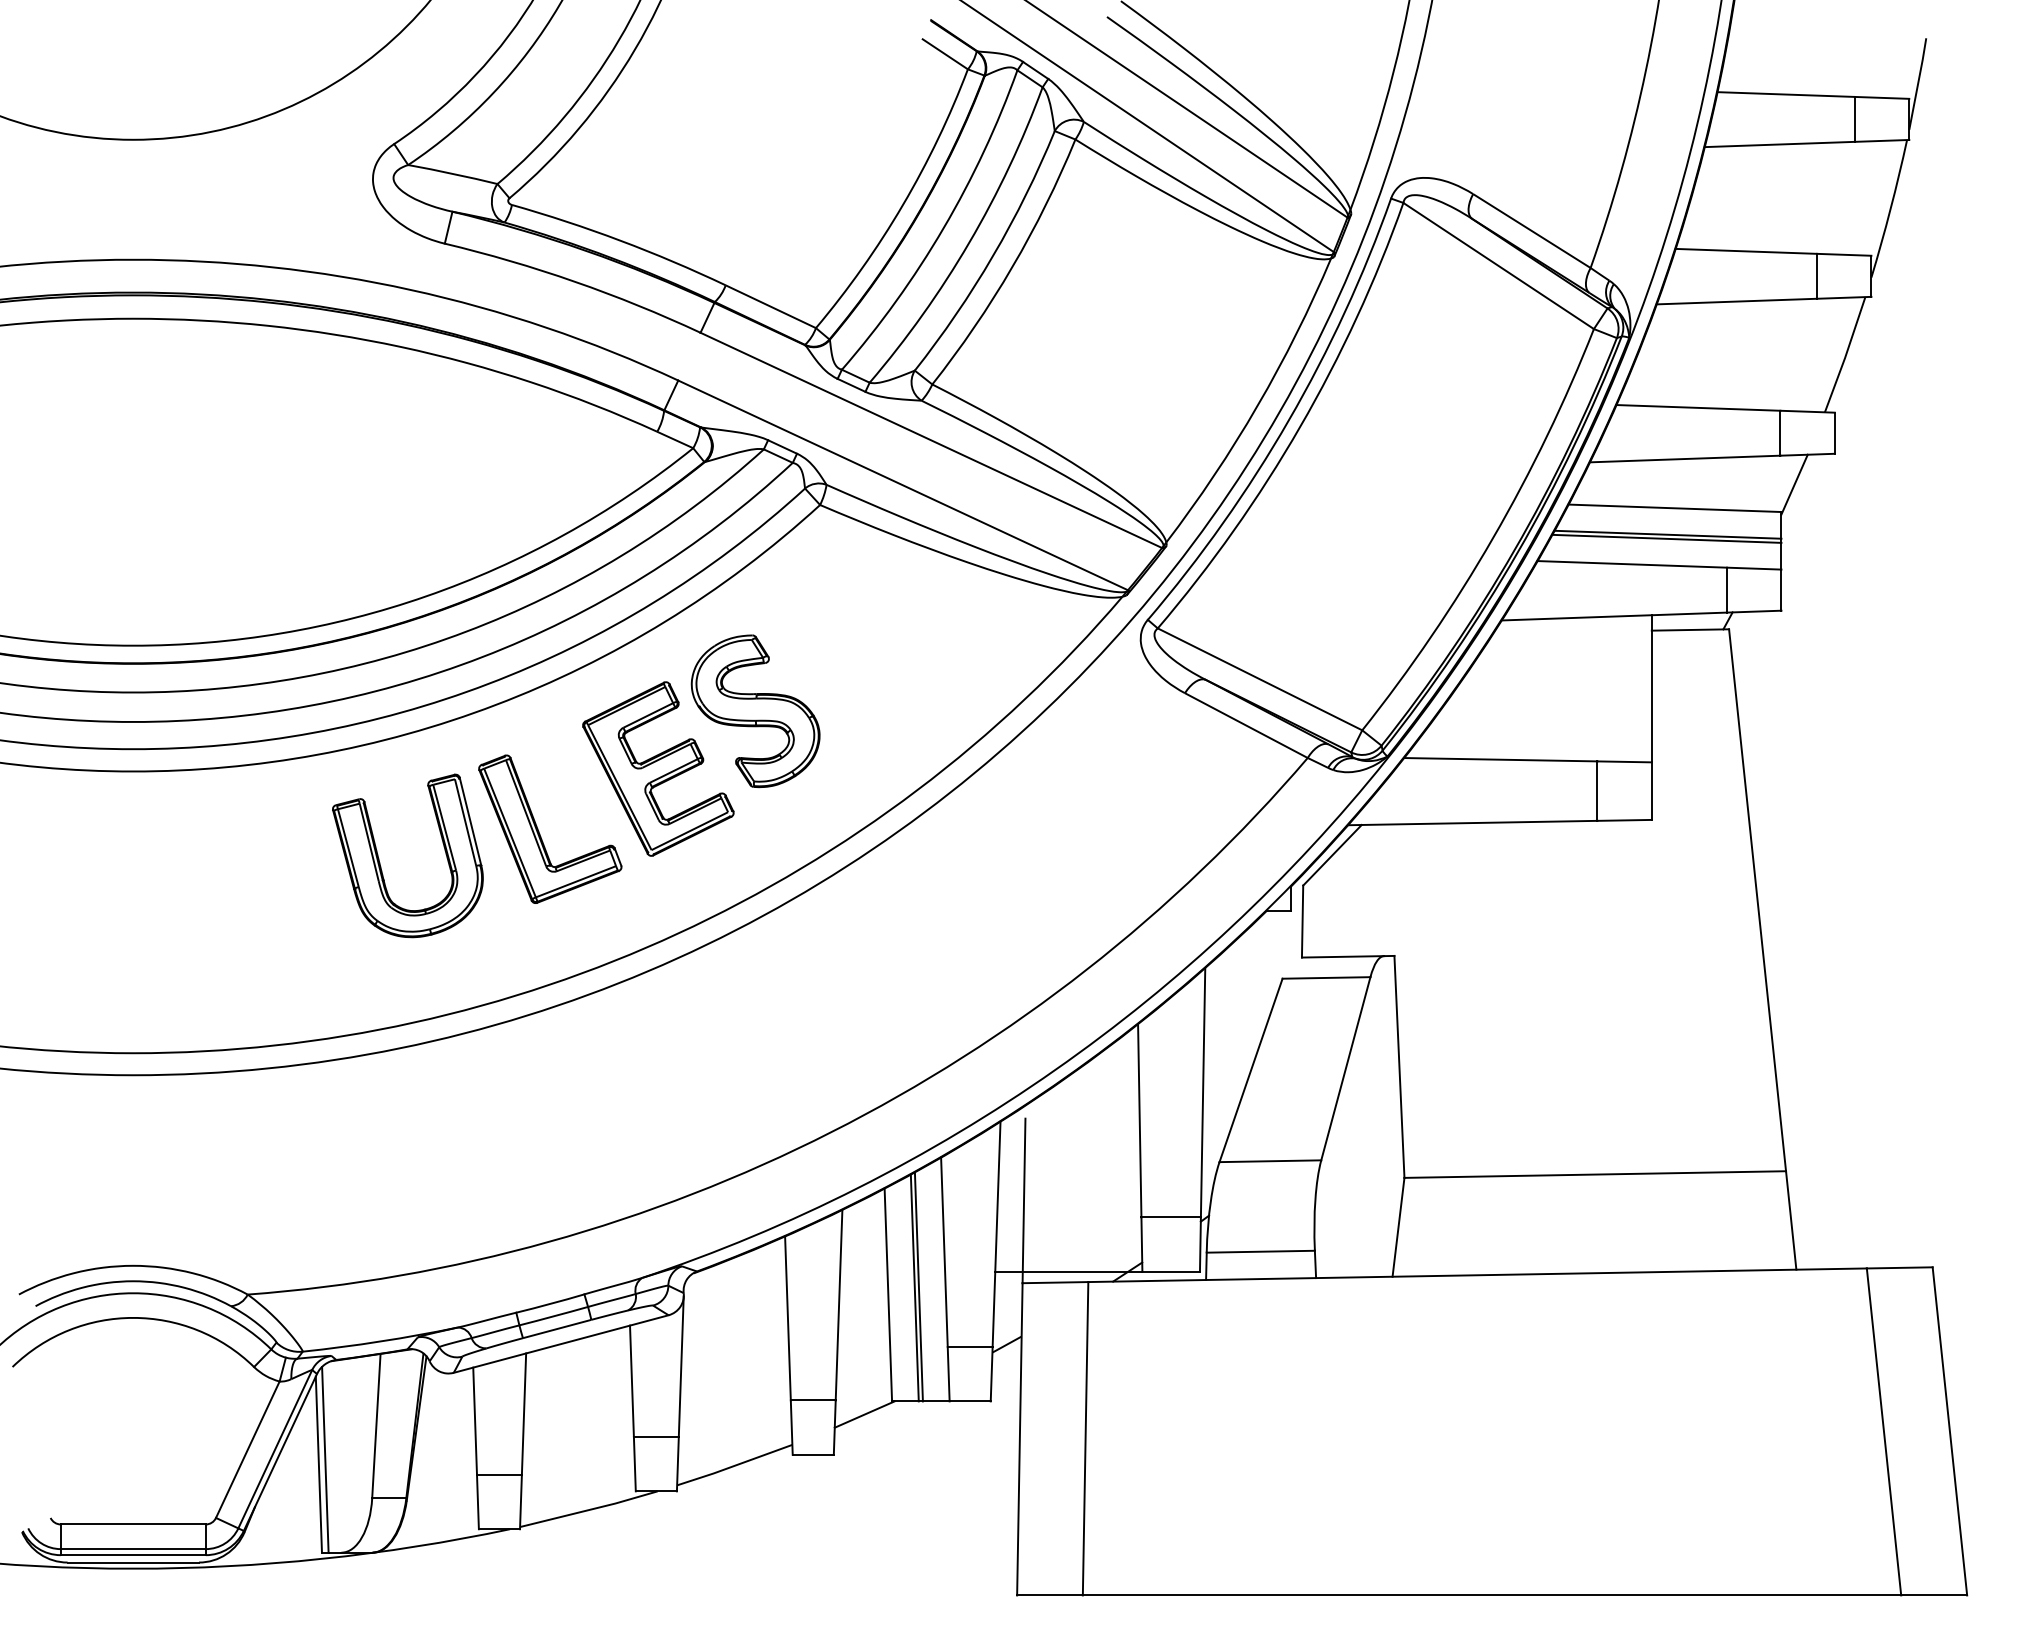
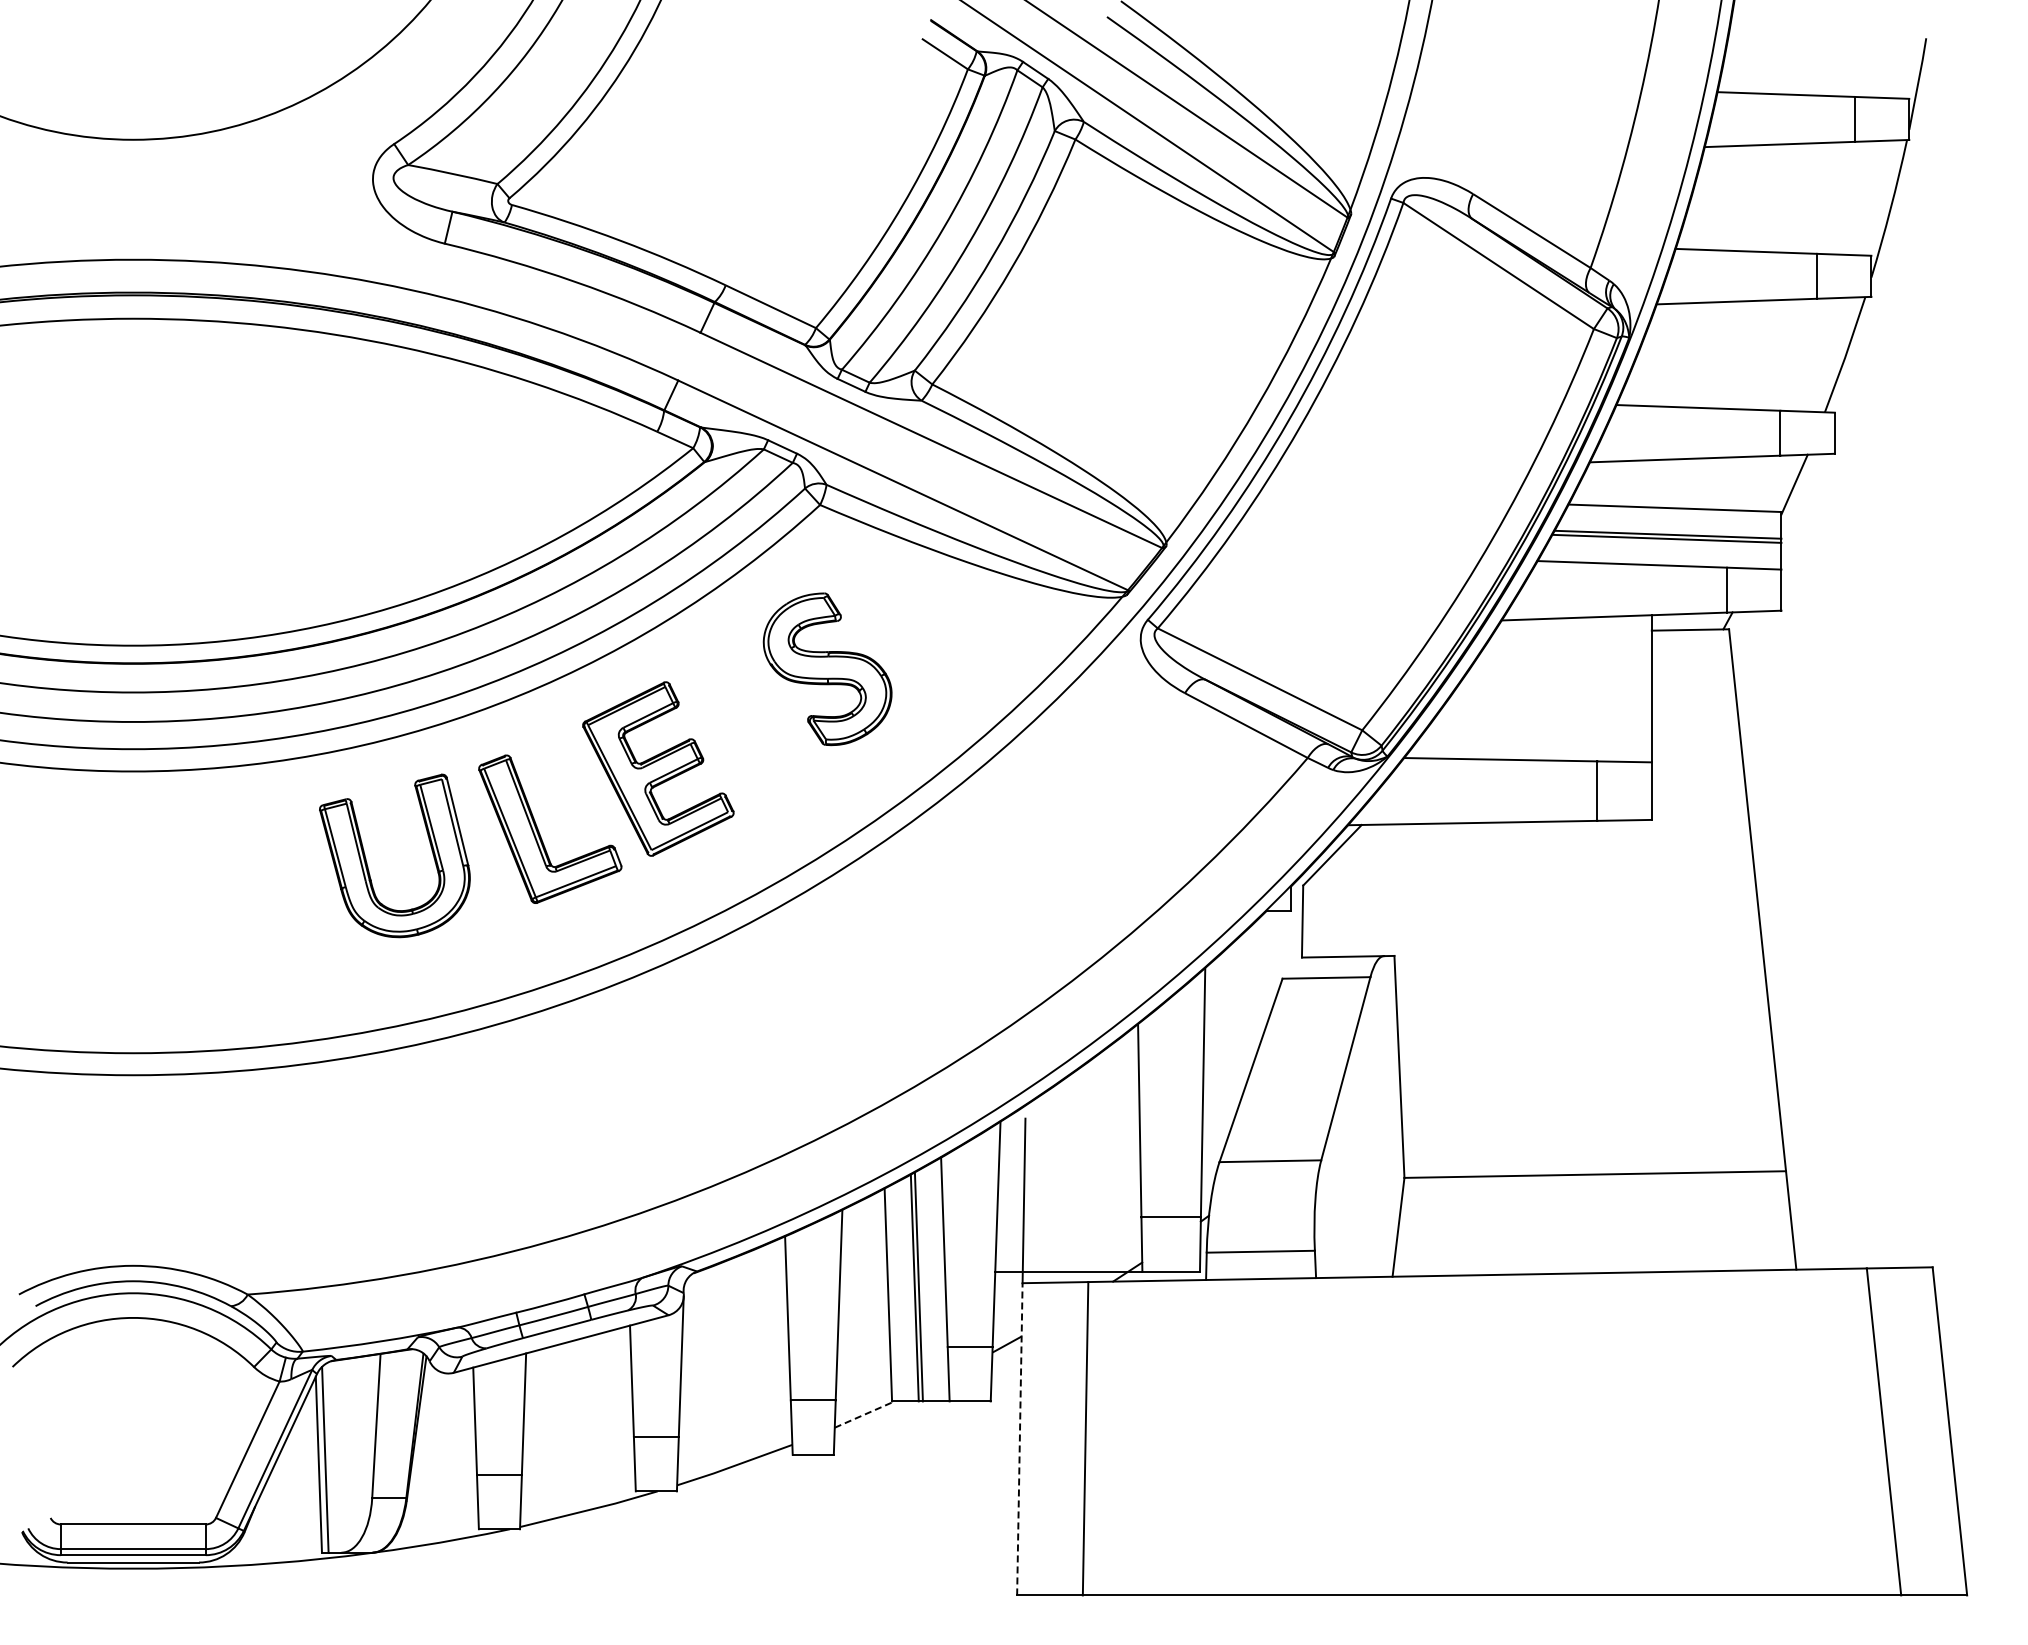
part position: (755, 711) -> (827, 669) (827, 669)
part position: (380, 862) -> (367, 862) (367, 862)
line: solid -> dashed (864, 1414)
line: solid -> dashed (1019, 1438)
